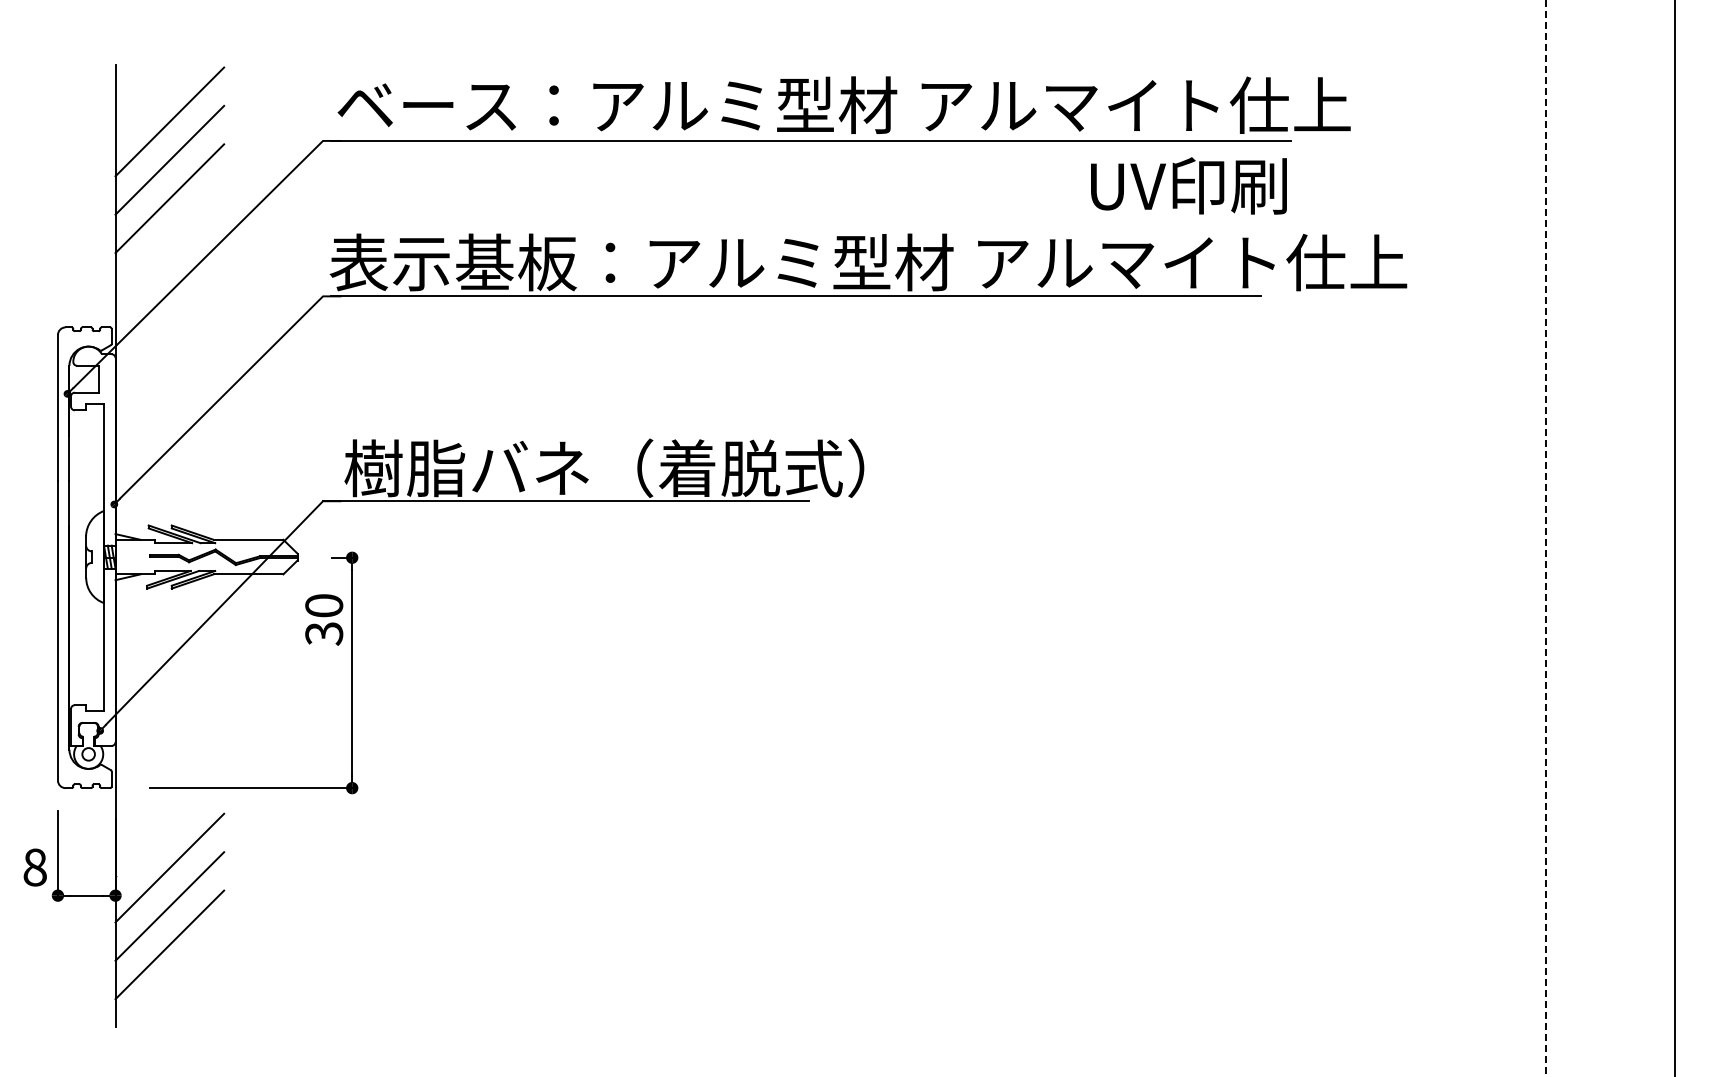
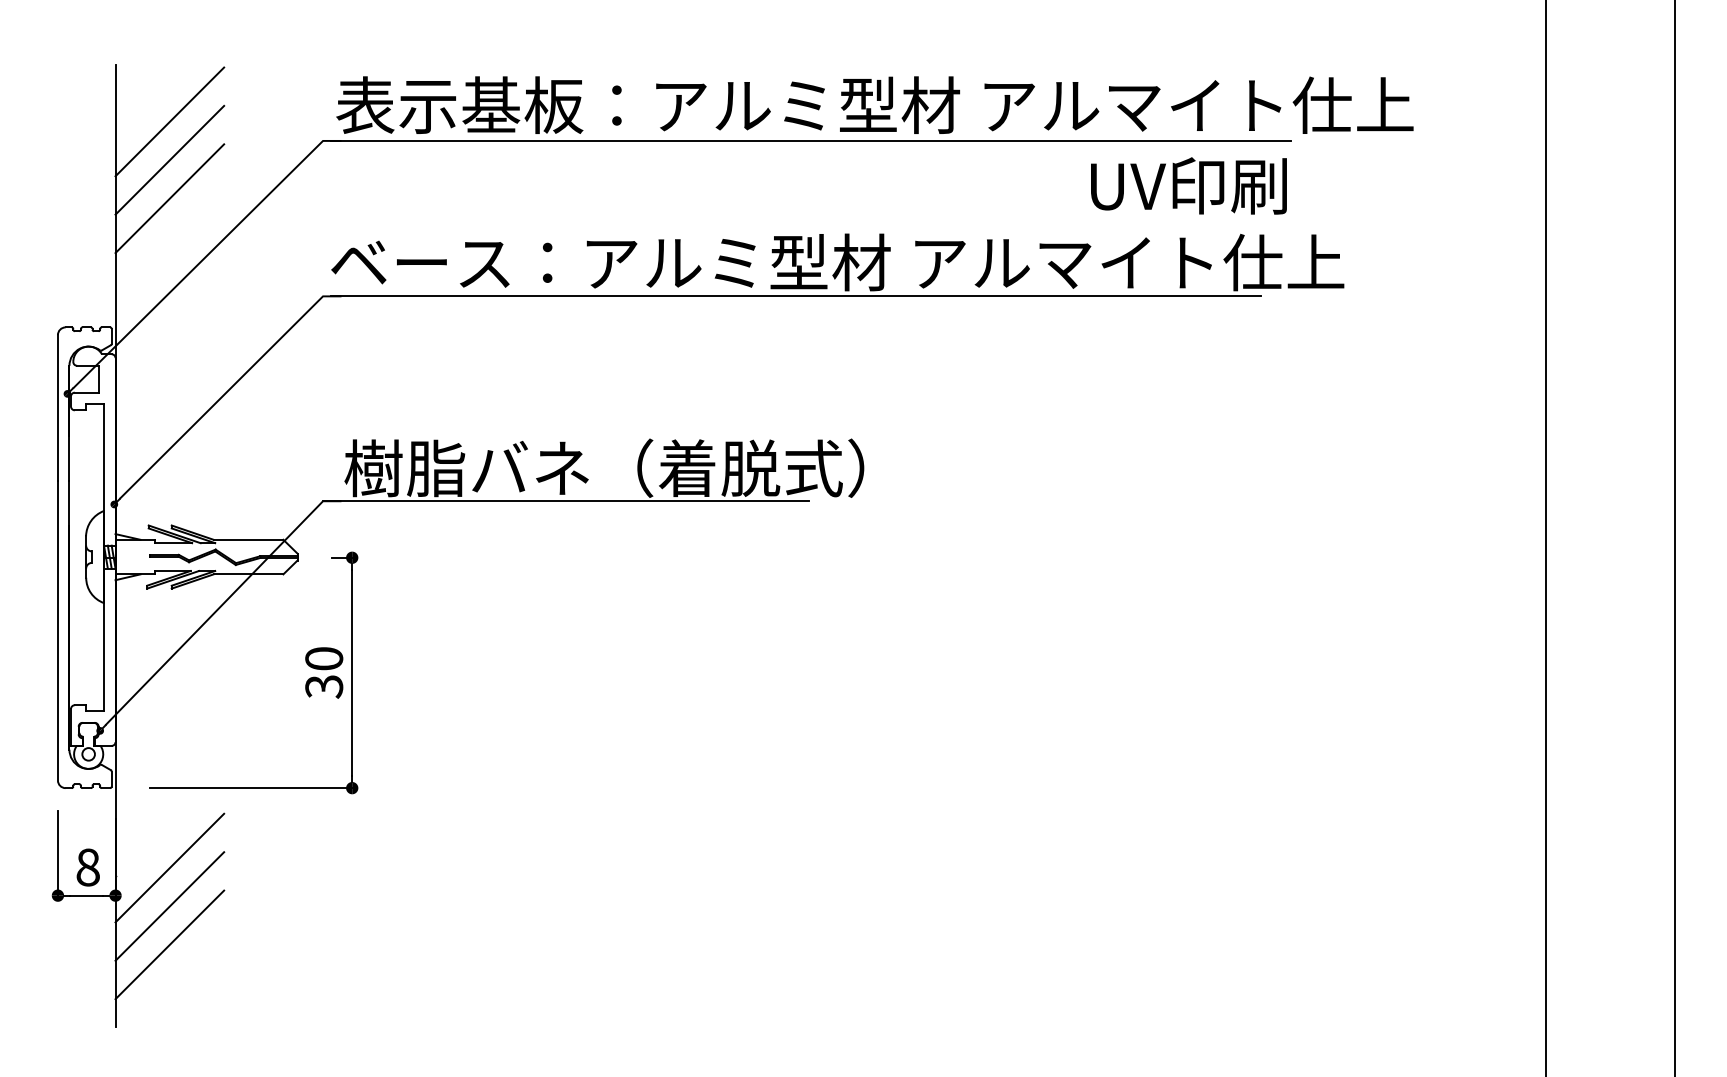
text: ベース：アルミ型材 アルマイト仕上 -> 表示基板：アルミ型材 アルマイト仕上 (874, 104)
text: 表示基板：アルミ型材 アルマイト仕上 -> ベース：アルミ型材 アルマイト仕上 (868, 262)
line: dashed -> solid (1546, 538)
text position: (324, 619) -> (324, 672) (324, 672)
text position: (34, 867) -> (87, 867) (87, 867)
